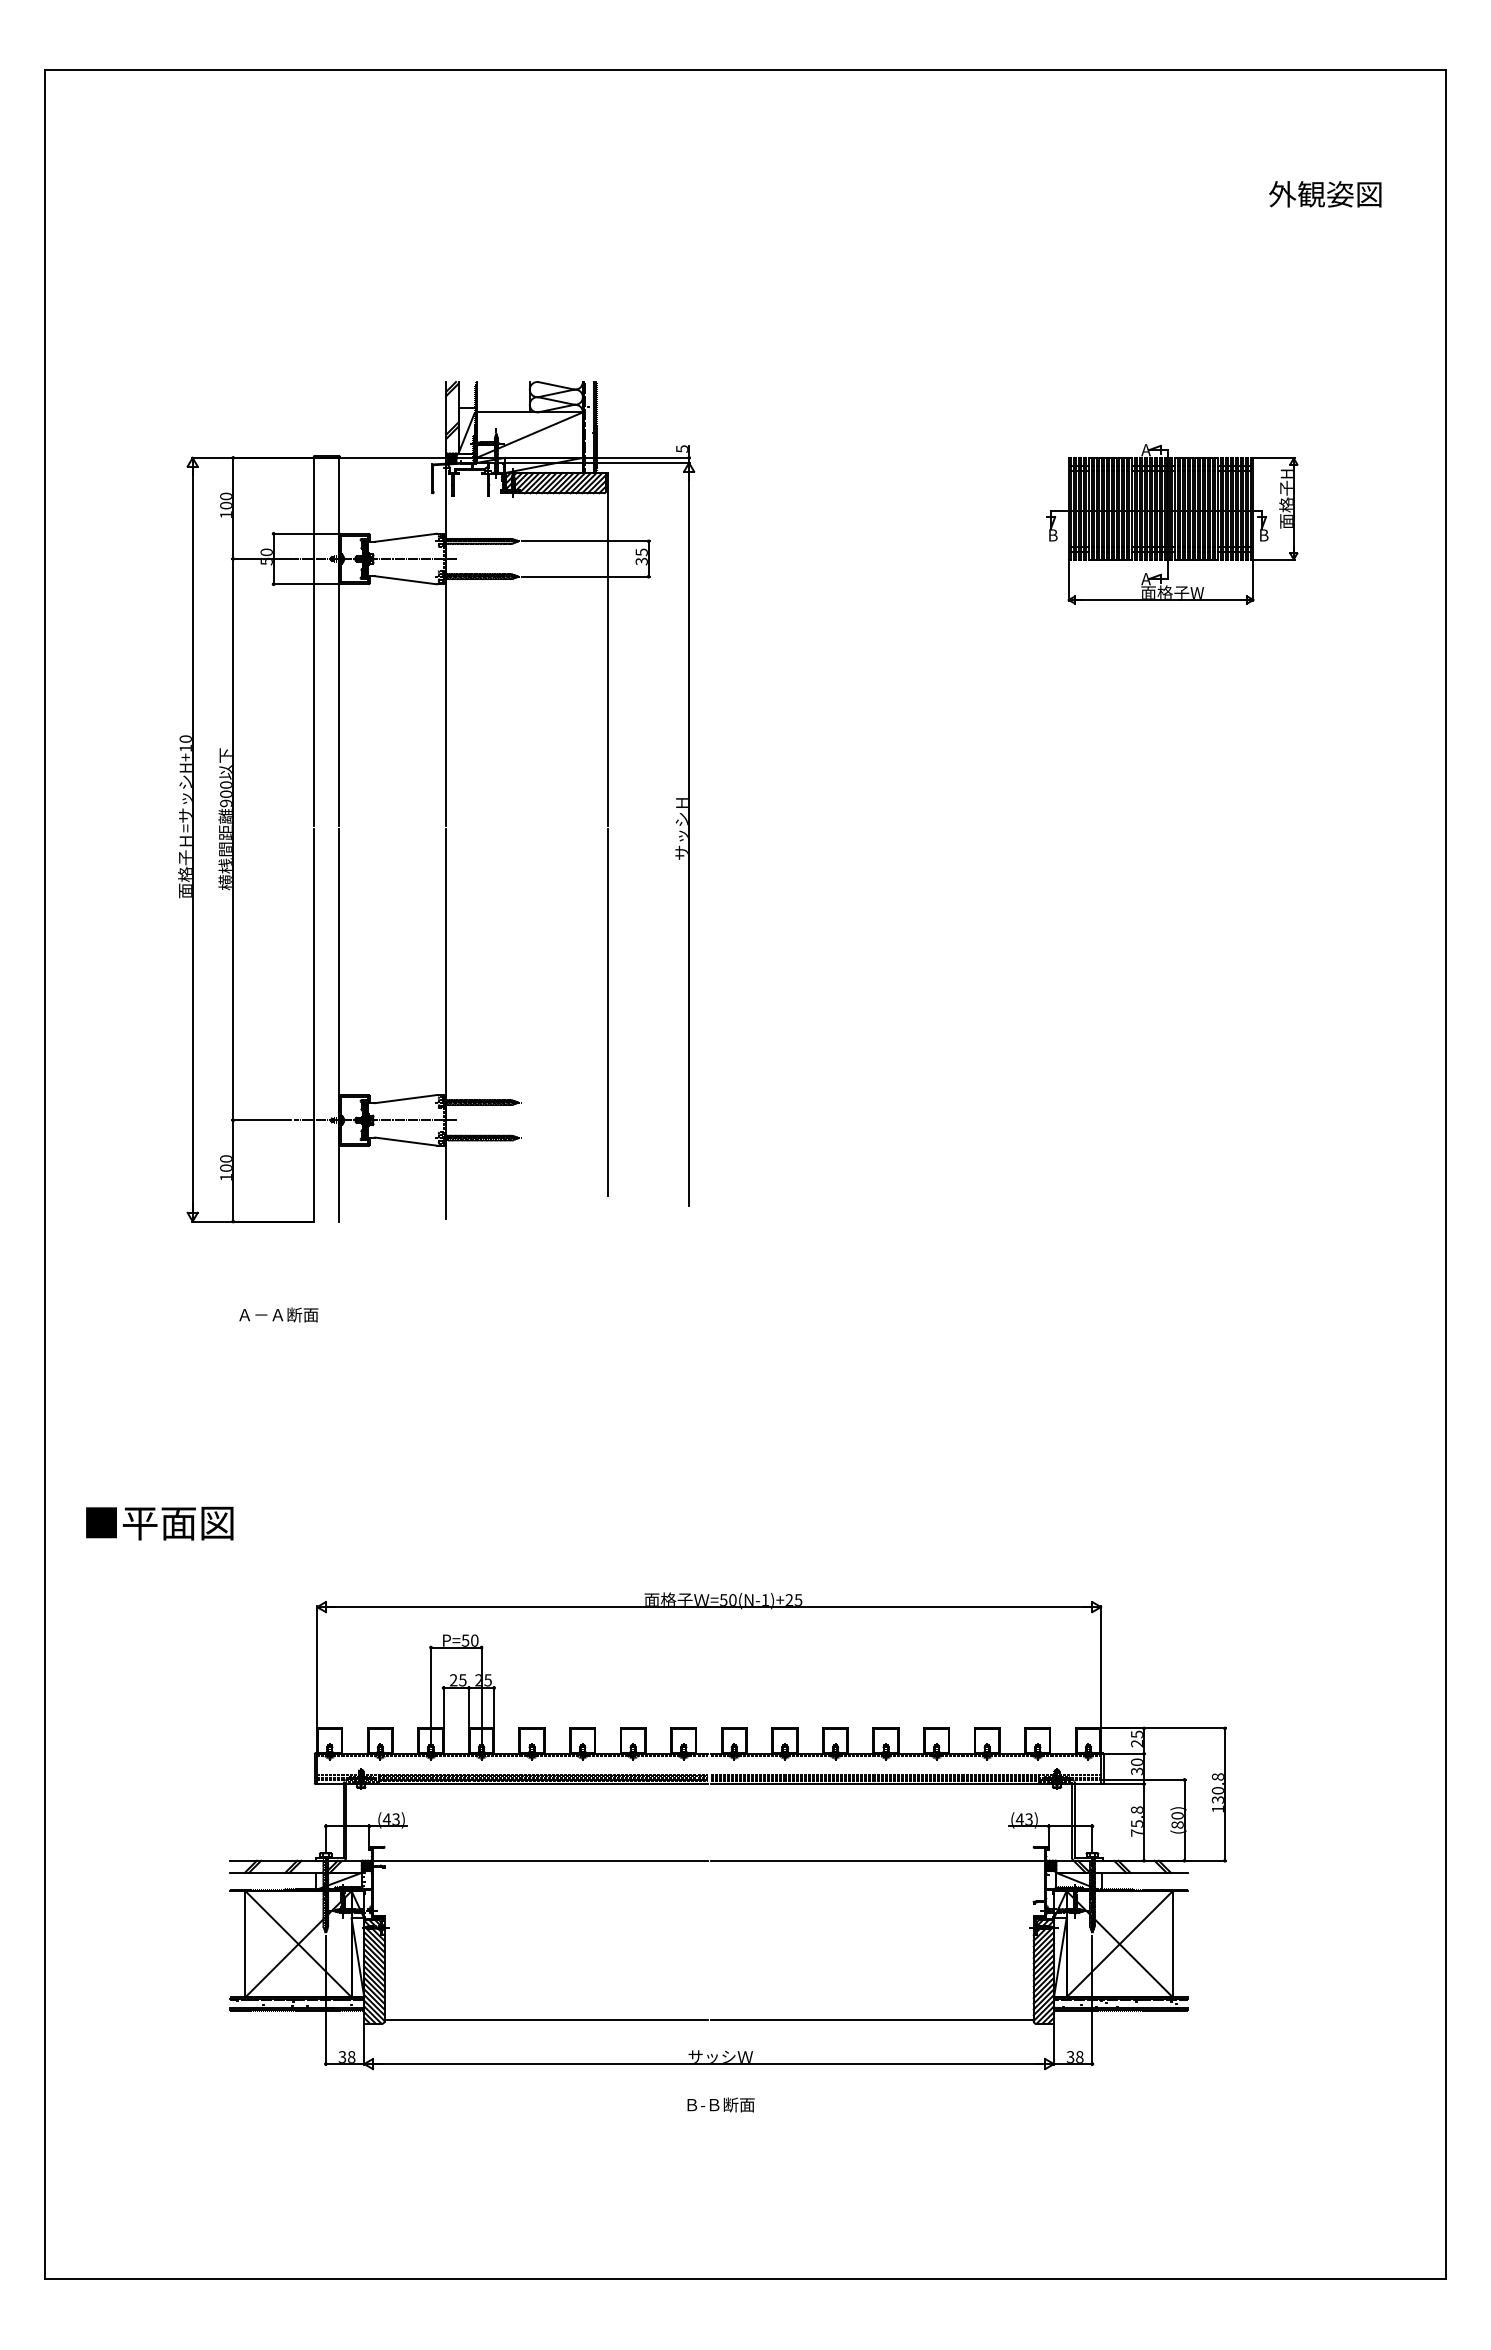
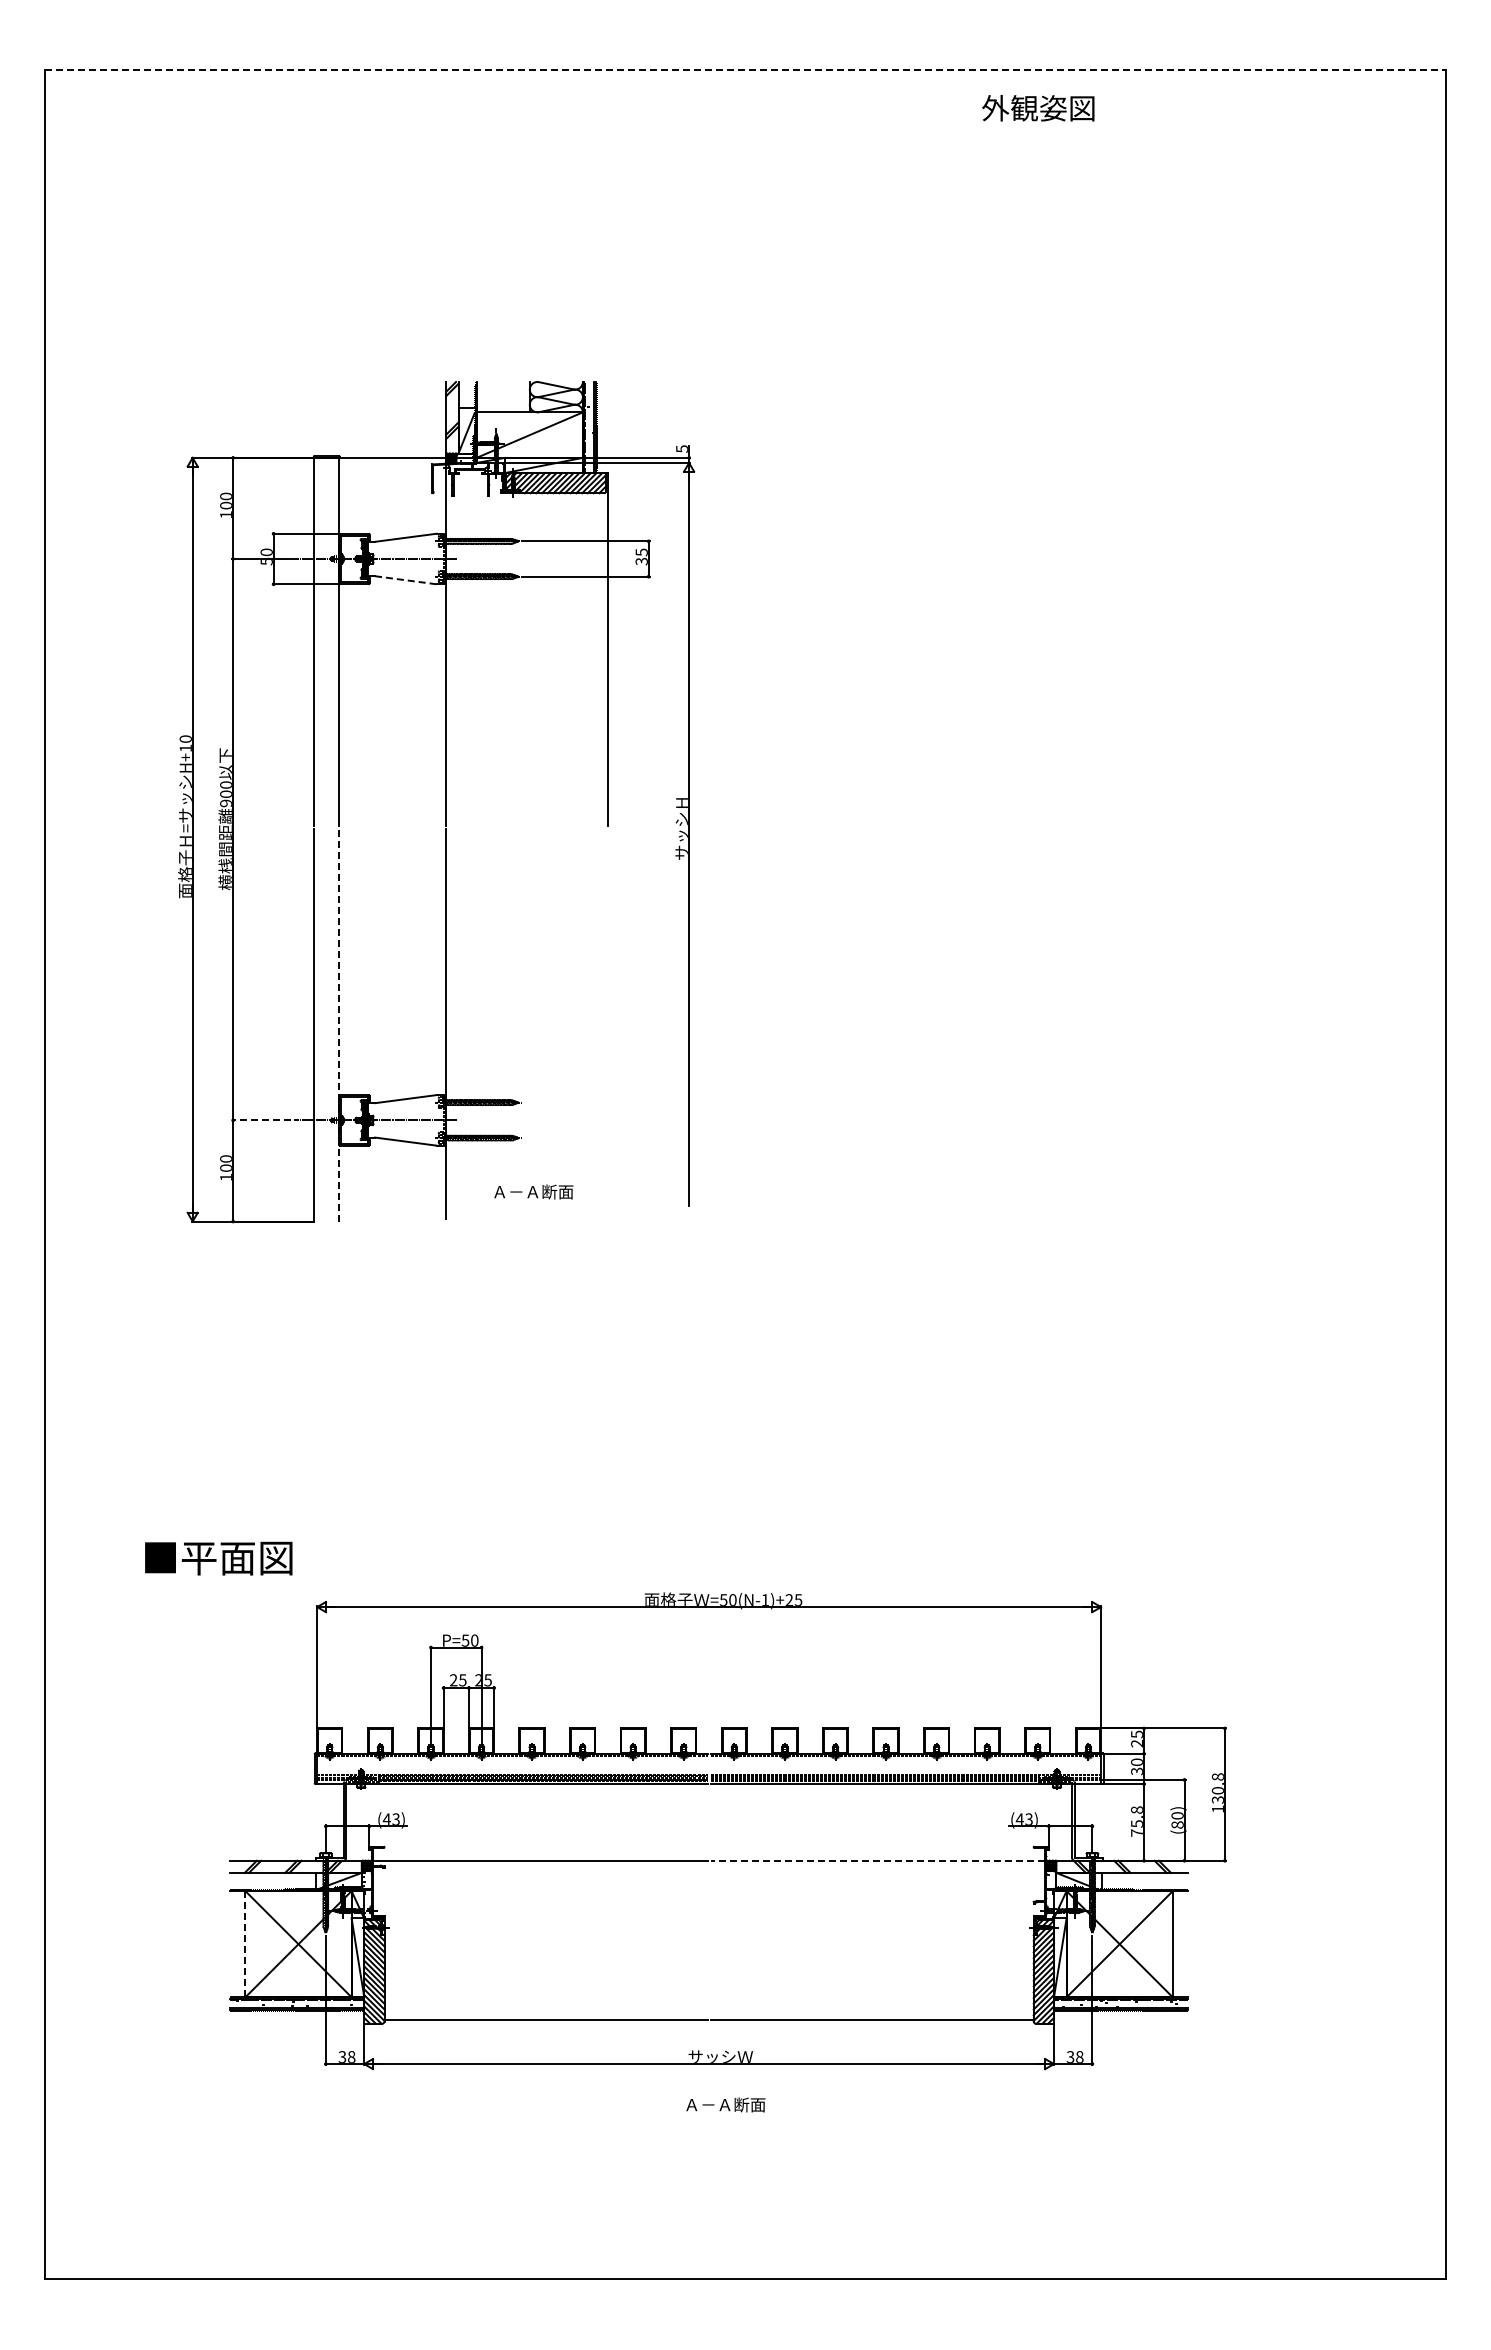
line: solid -> dashed (745, 70)
text position: (1325, 194) -> (1038, 108) (1038, 108)
part: present -> none (1172, 524)
line: solid -> dashed (406, 580)
line: present -> none (608, 1012)
line: solid -> dashed (339, 1024)
line: solid -> dashed (260, 1120)
text position: (278, 1314) -> (533, 1191) (533, 1191)
text position: (159, 1523) -> (218, 1558) (218, 1558)
line: solid -> dashed (877, 1860)
line: solid -> dashed (245, 1943)
text: Ｂ-Ｂ断面 -> Ａ－Ａ断面 (725, 2104)
